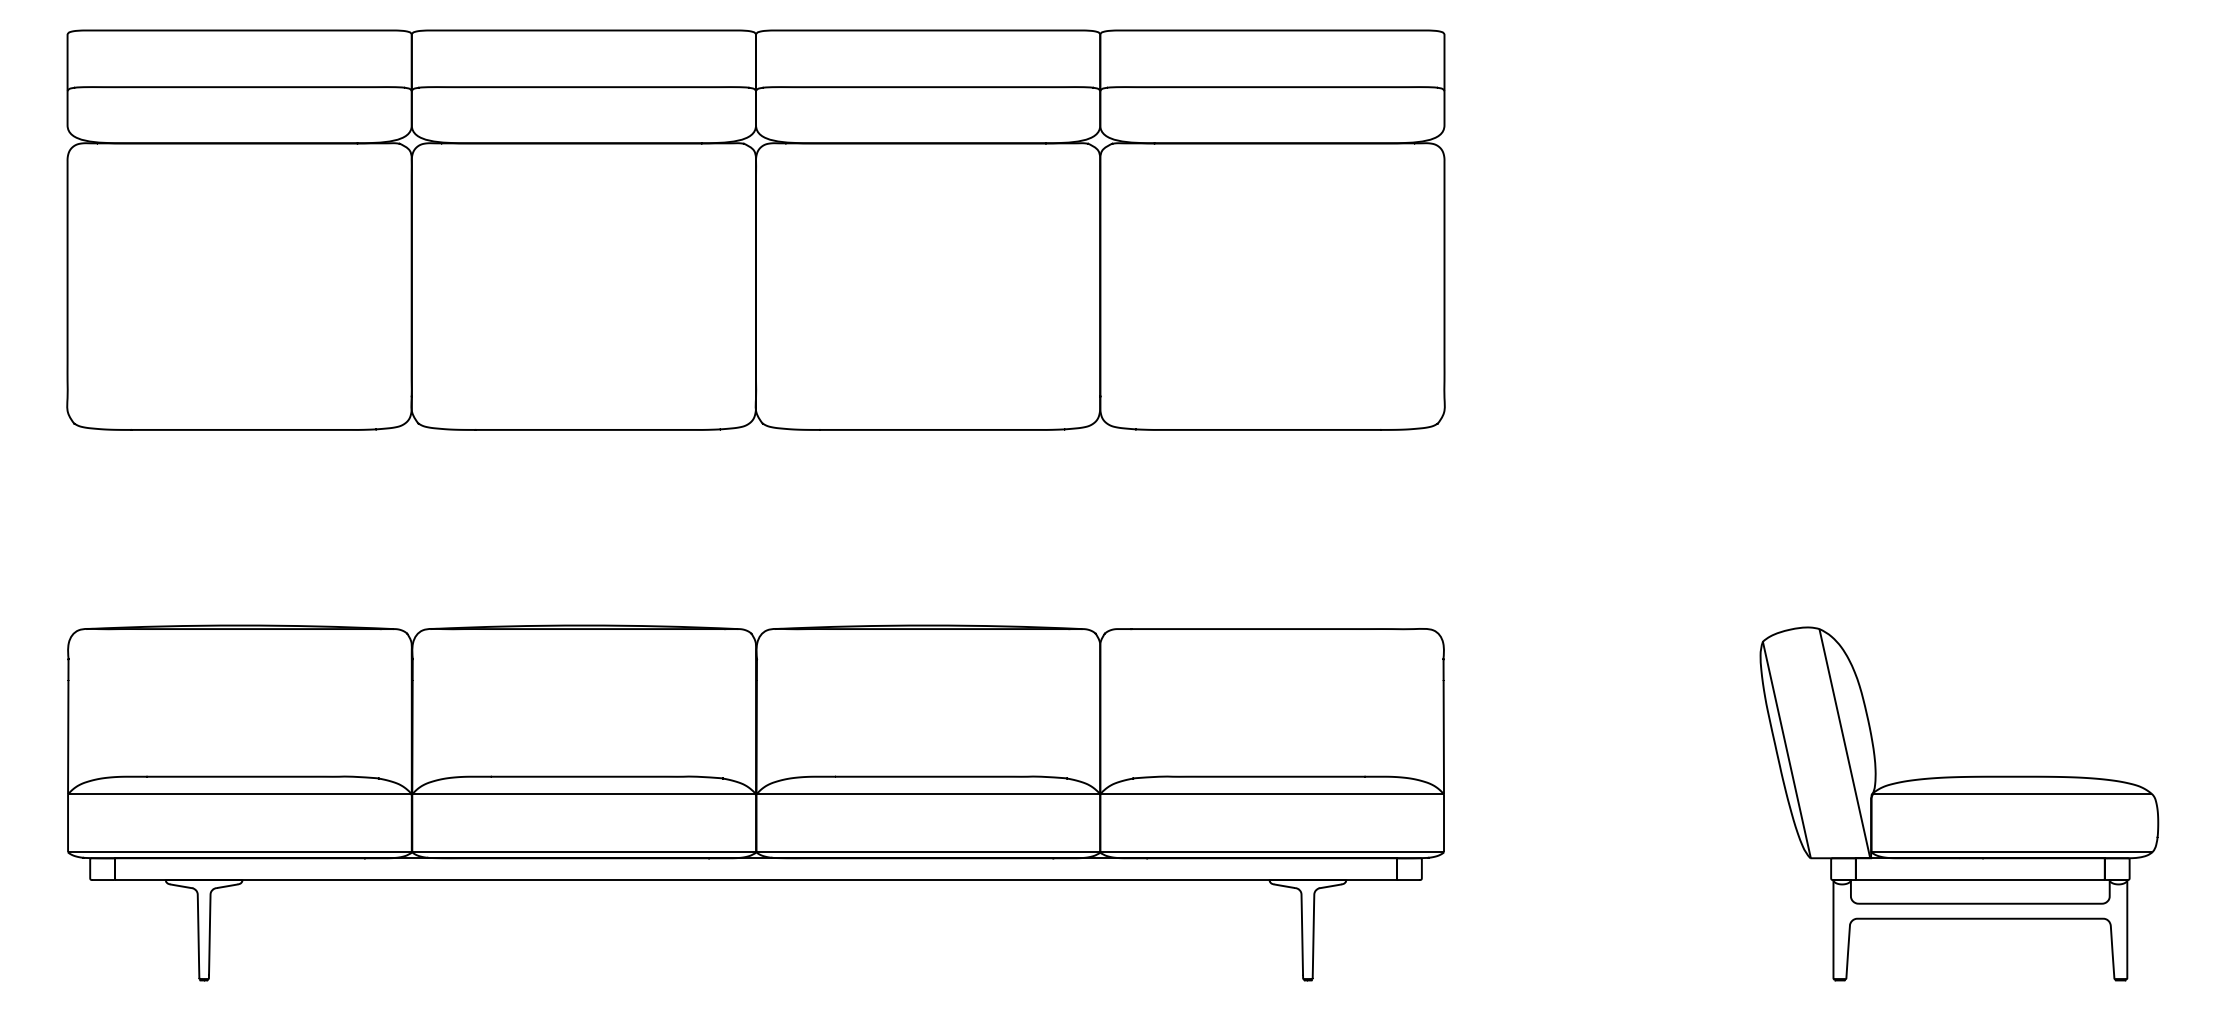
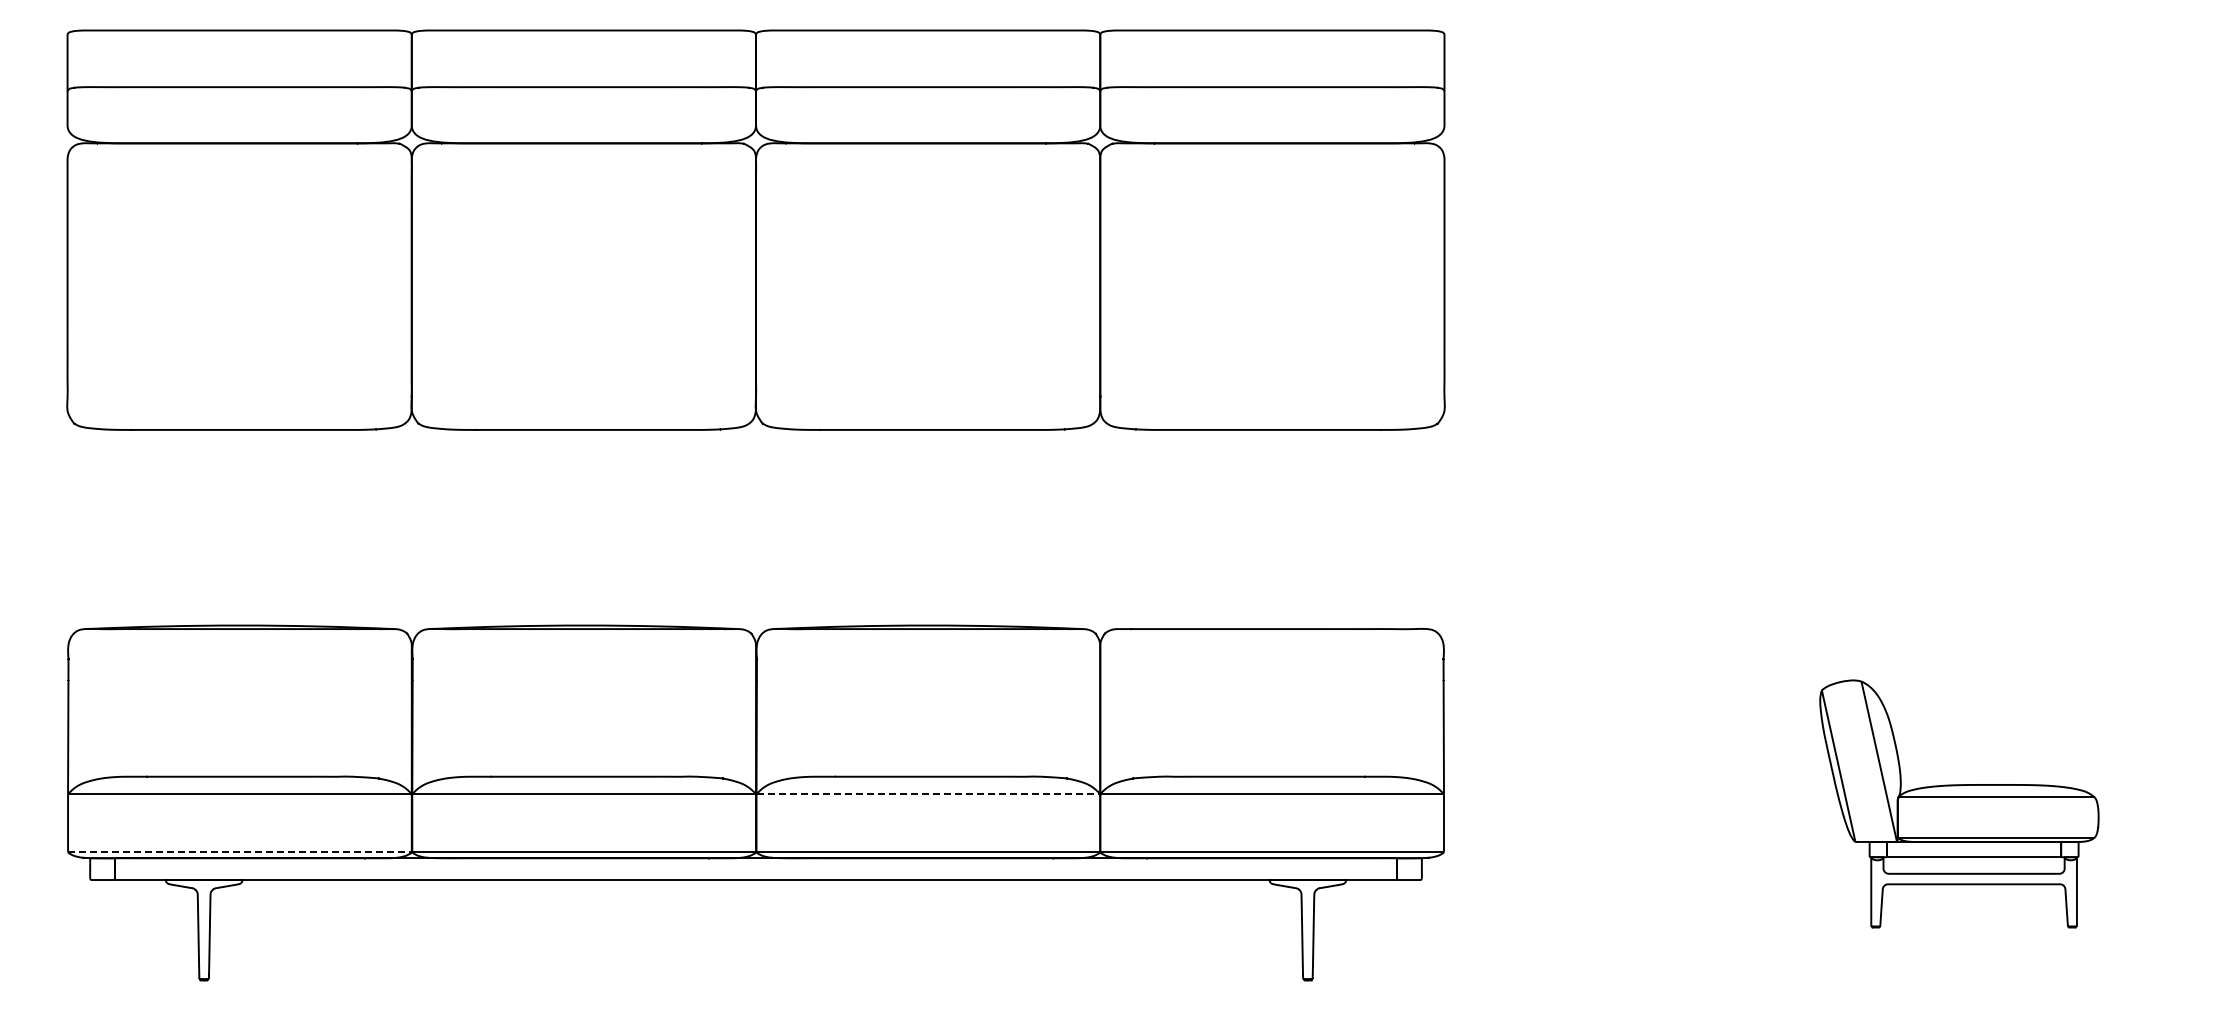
line: solid -> dashed (928, 794)
part size: 401x356 px -> 281x250 px (1959, 803)
line: solid -> dashed (239, 852)
